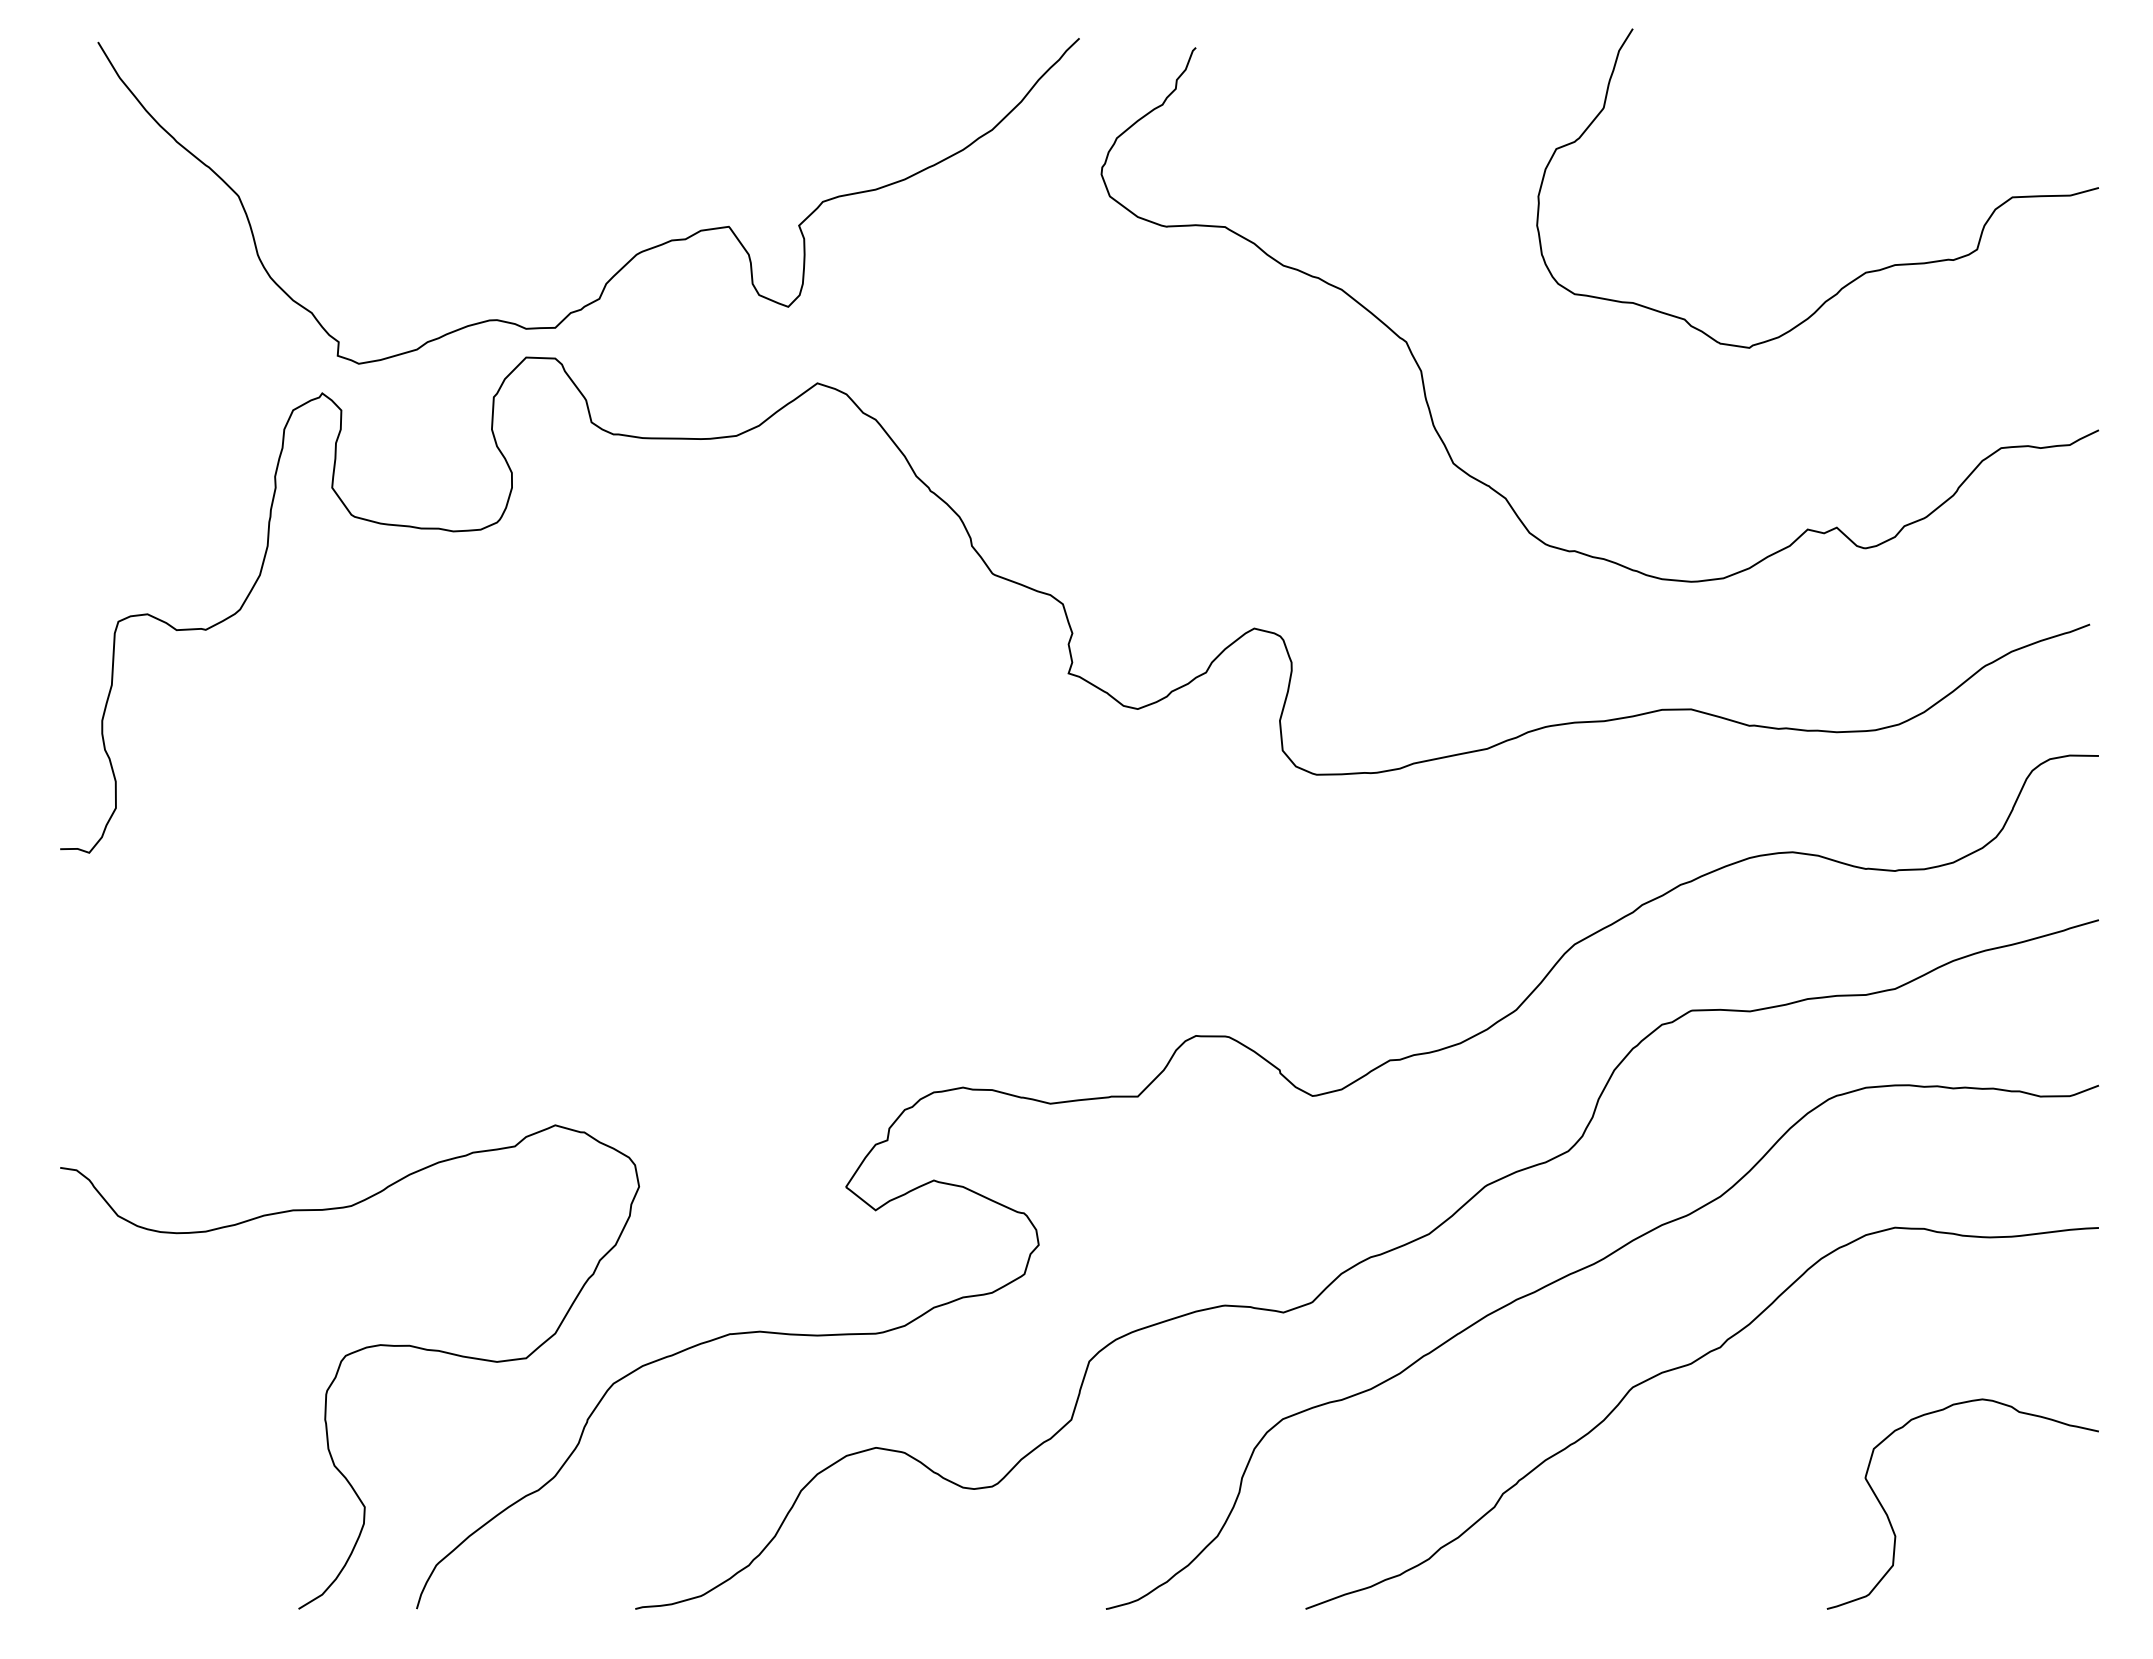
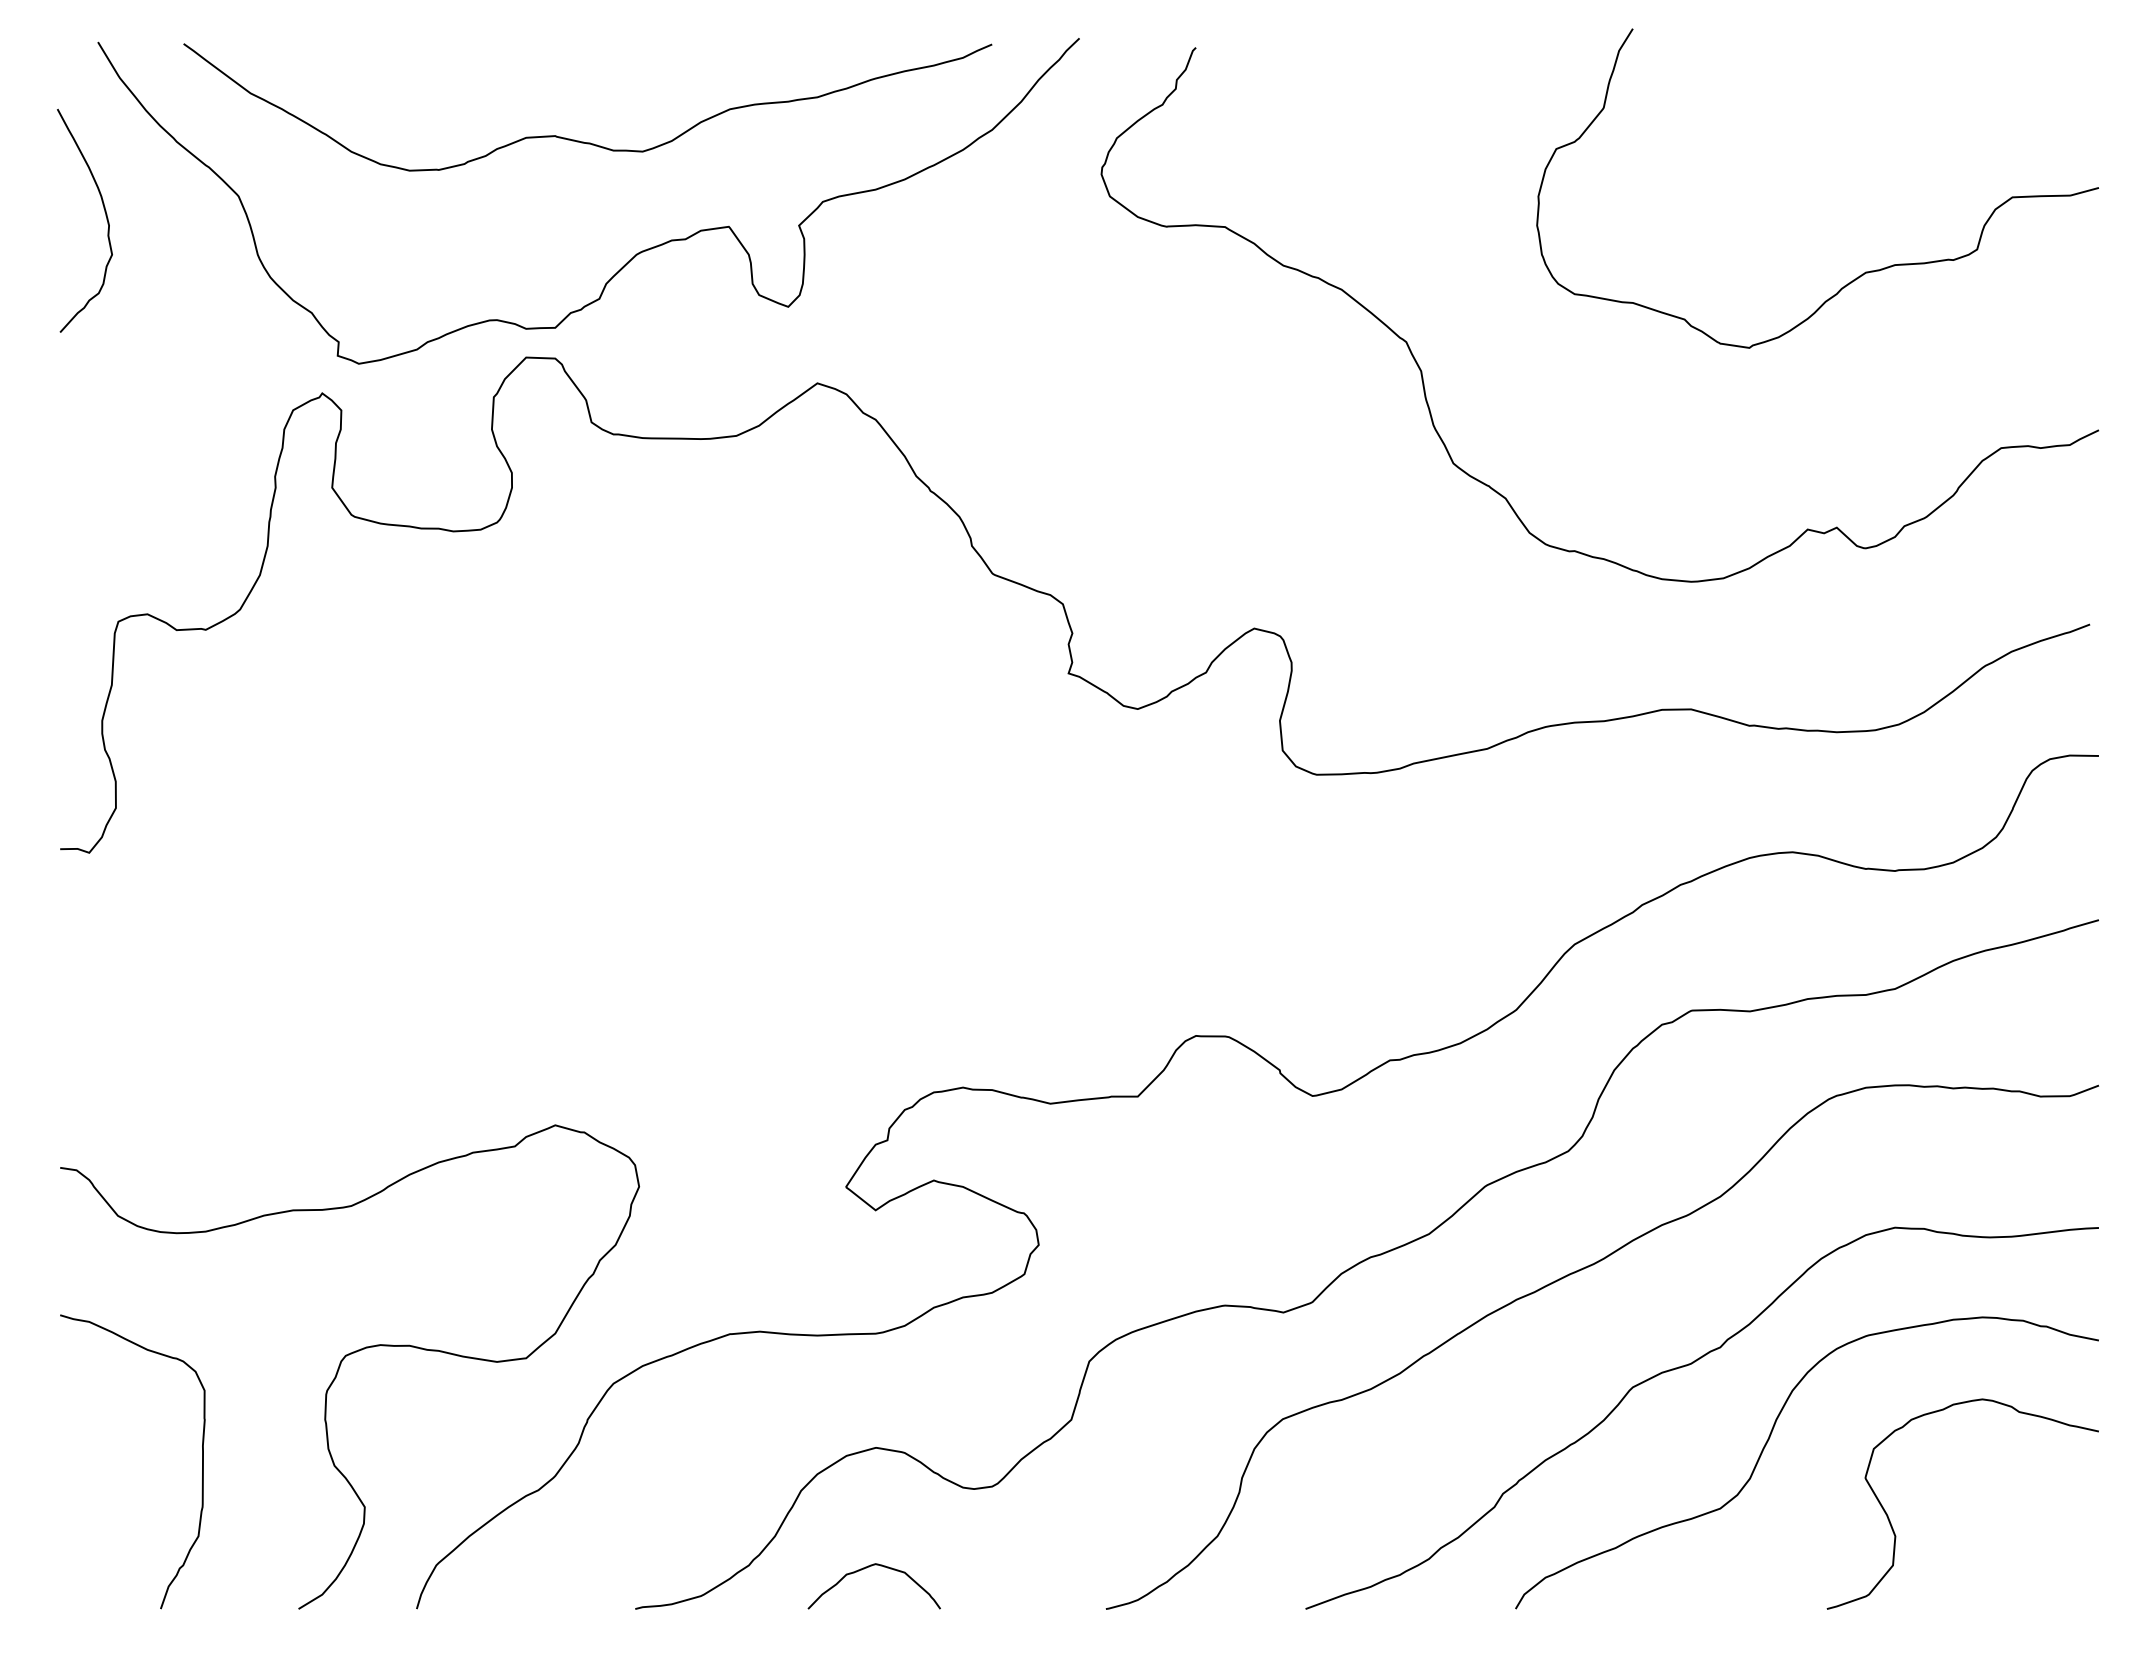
curve: none -> present (579, 140)
curve: none -> present (105, 216)
curve: none -> present (1767, 1443)
curve: none -> present (202, 1461)
curve: none -> present (864, 1569)
